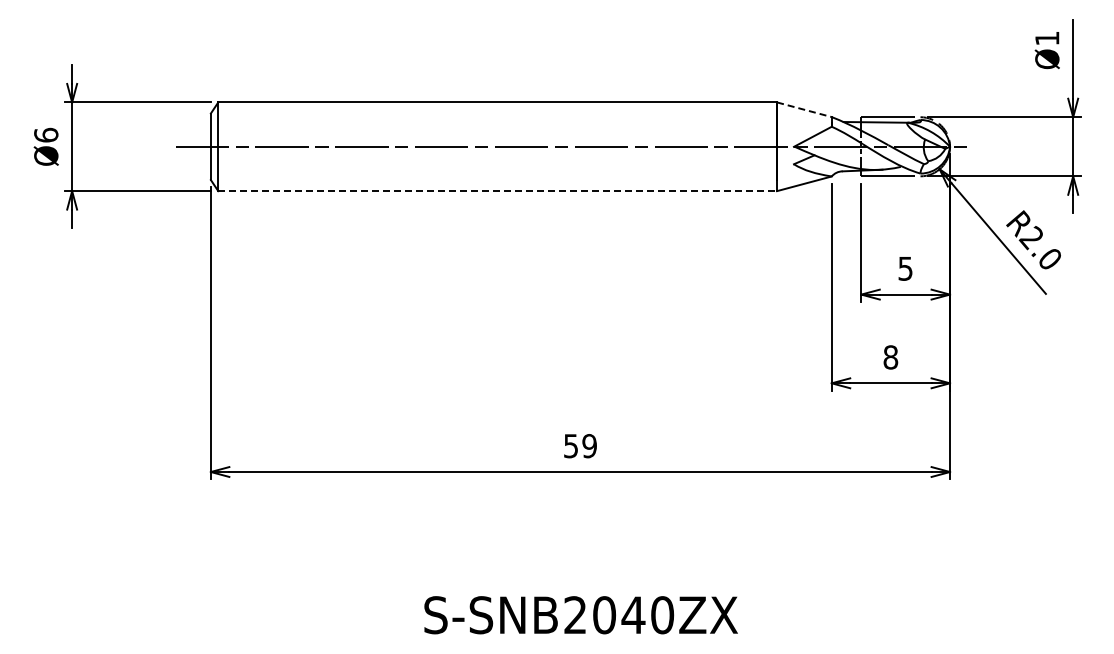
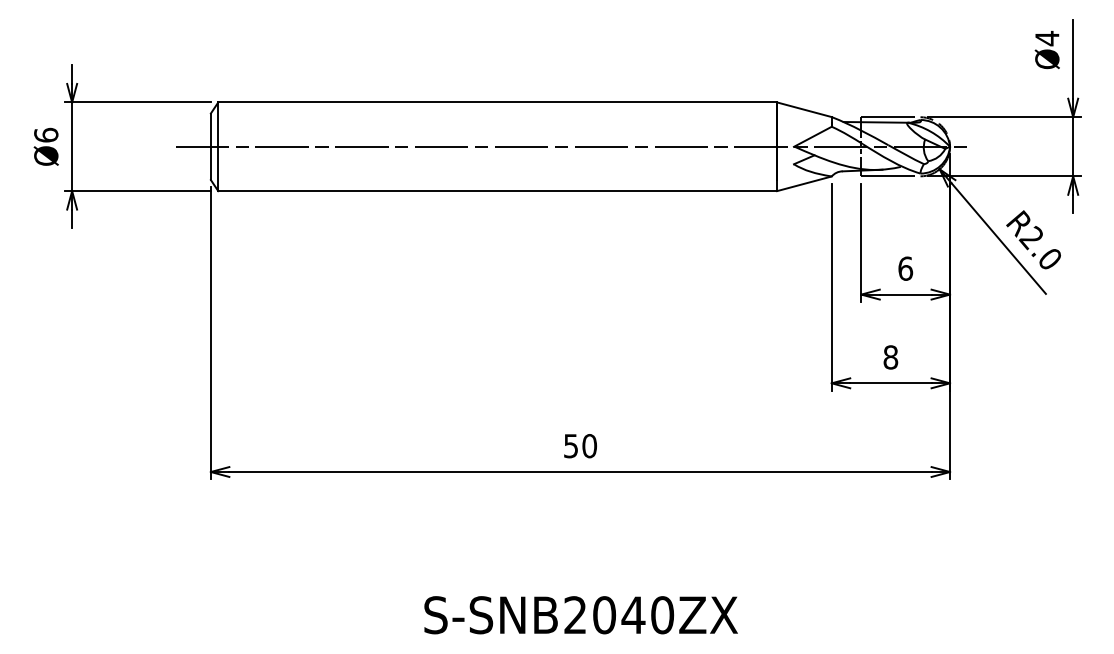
text: Ø1 -> Ø4 (1047, 38)
line: dashed -> solid (804, 109)
line: dashed -> solid (498, 191)
text: 5 -> 6 (905, 268)
text: 59 -> 50 (589, 446)
